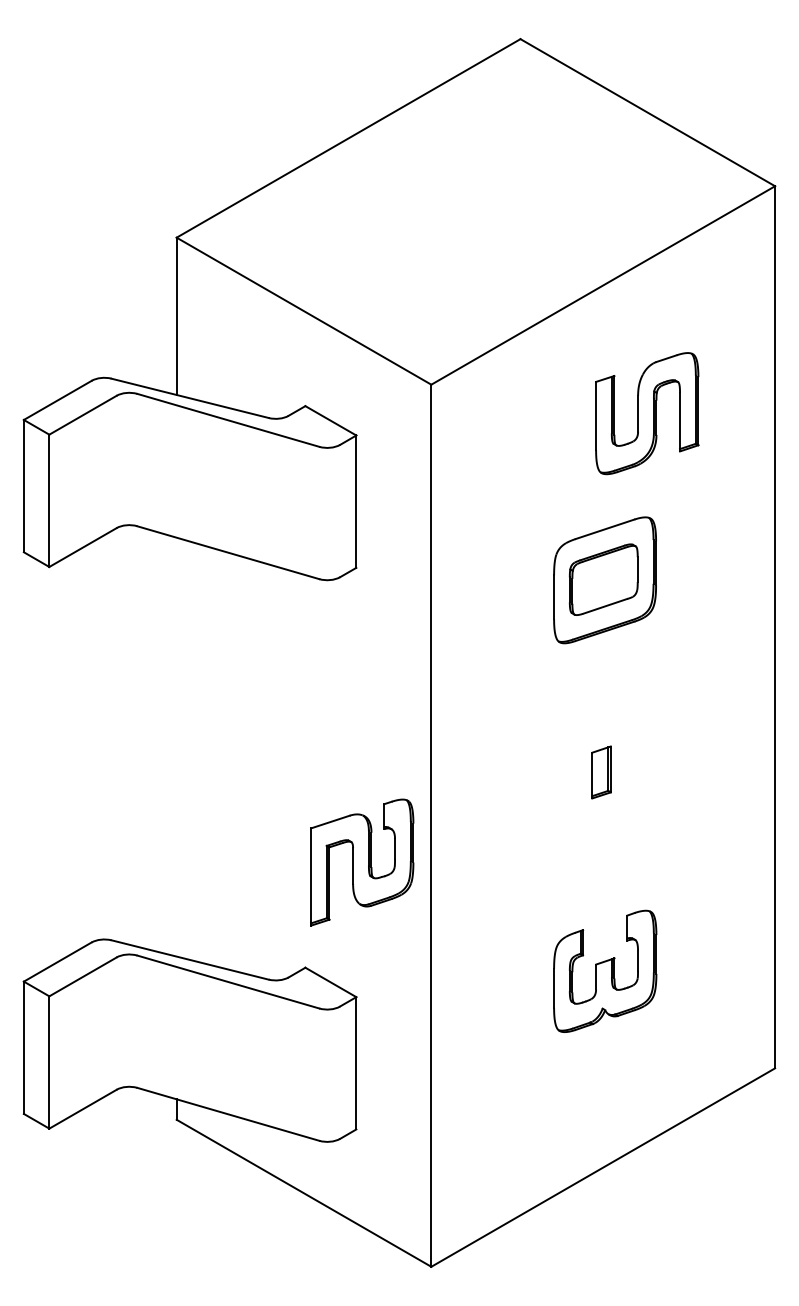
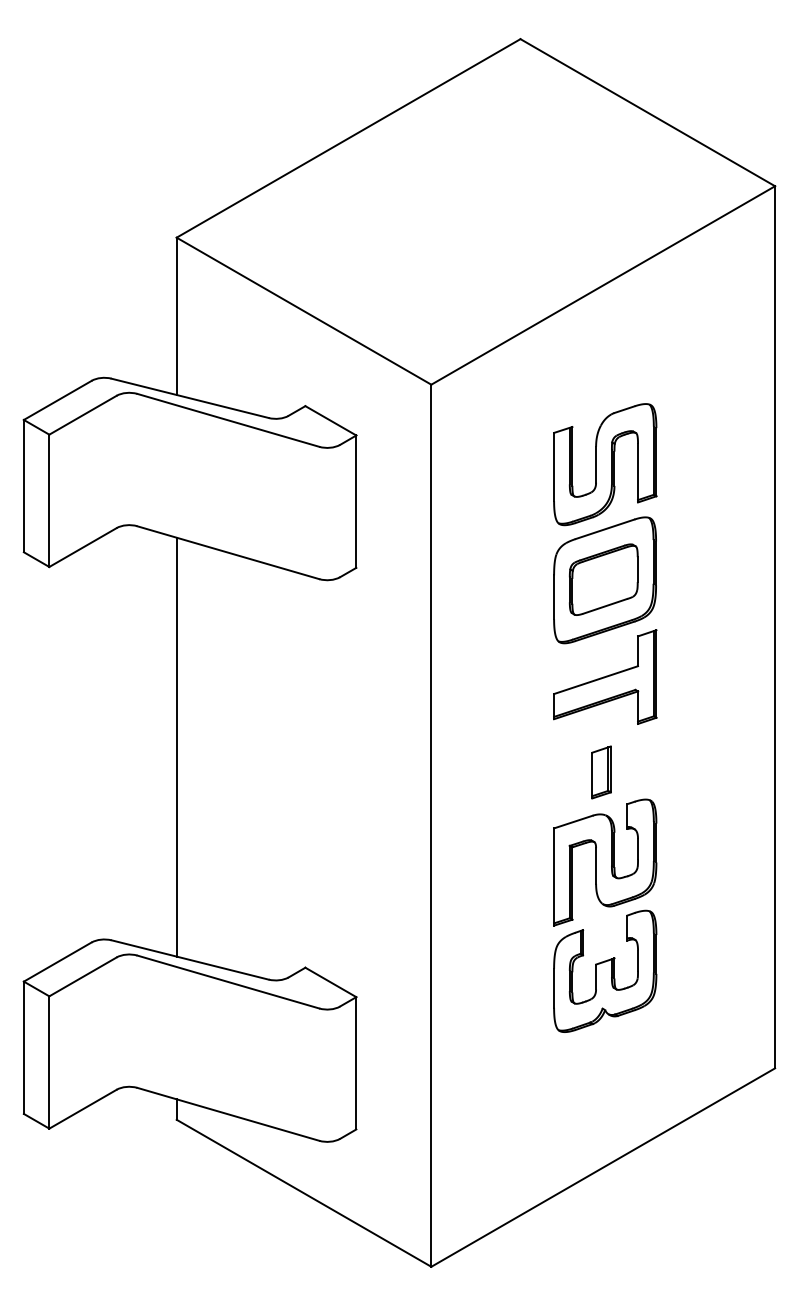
part position: (647, 413) -> (605, 464) (605, 464)
part: none -> present (605, 676)
line: none -> present (176, 746)
part position: (362, 862) -> (605, 862) (605, 862)
